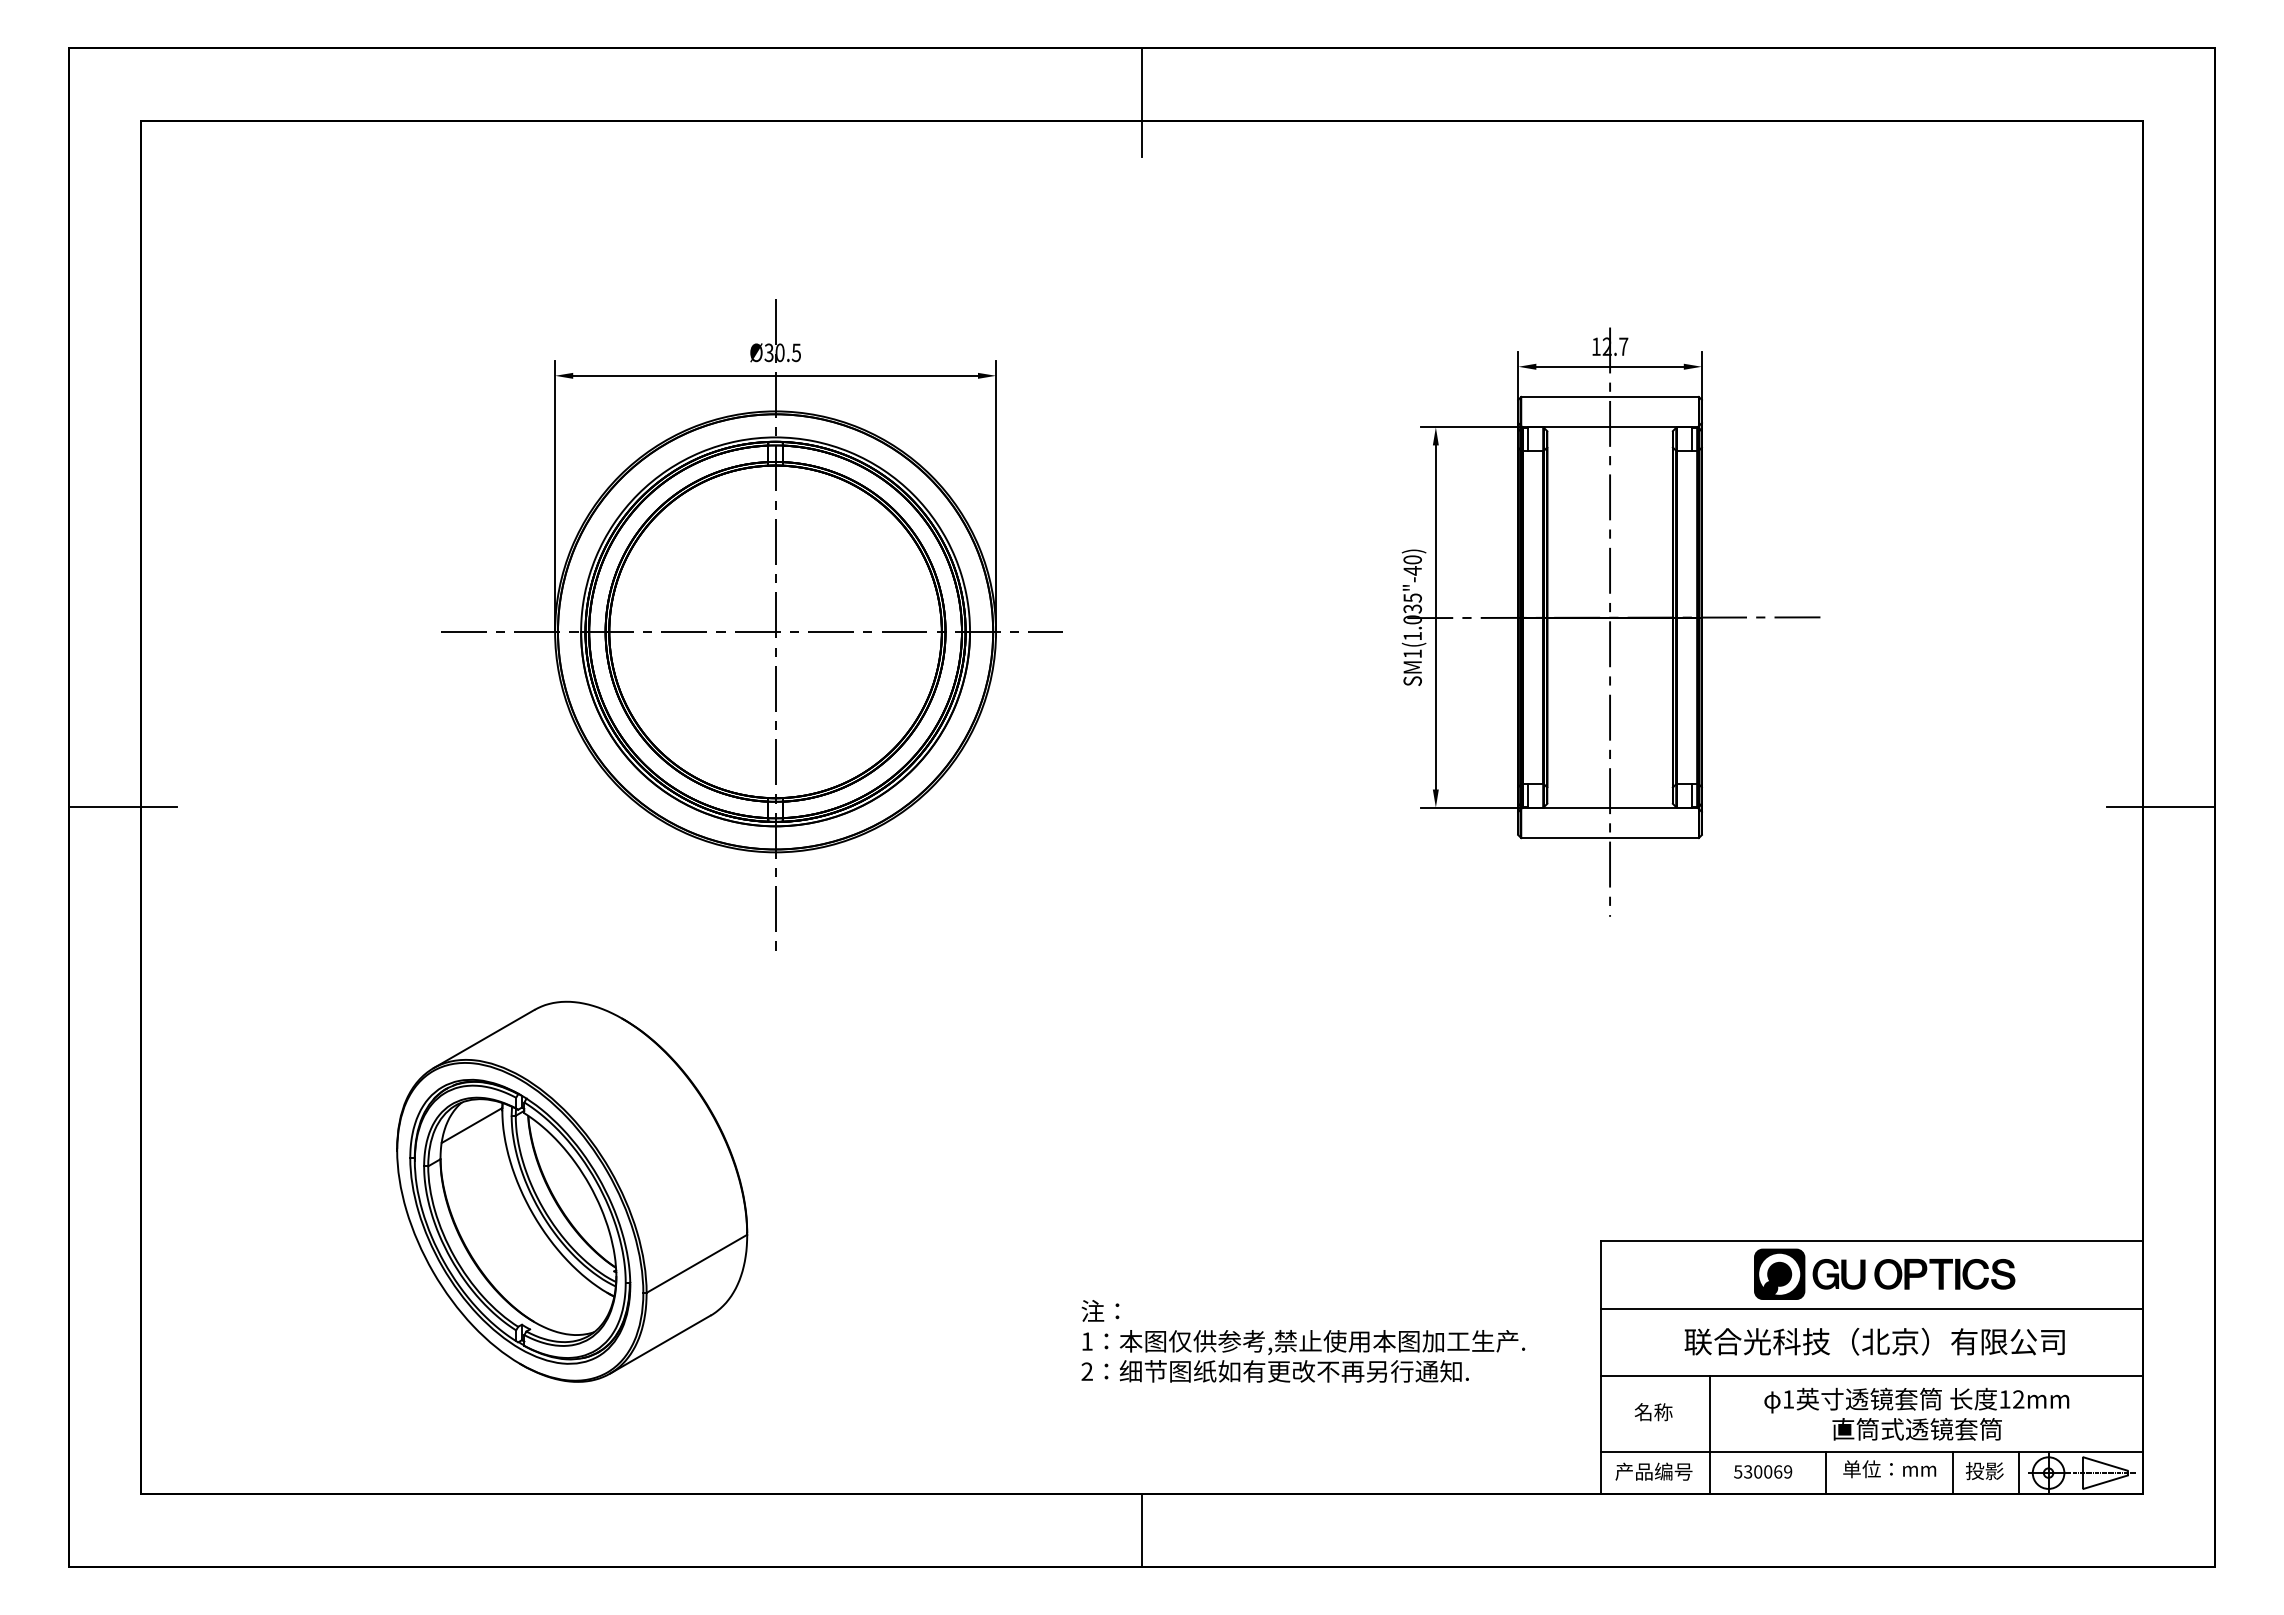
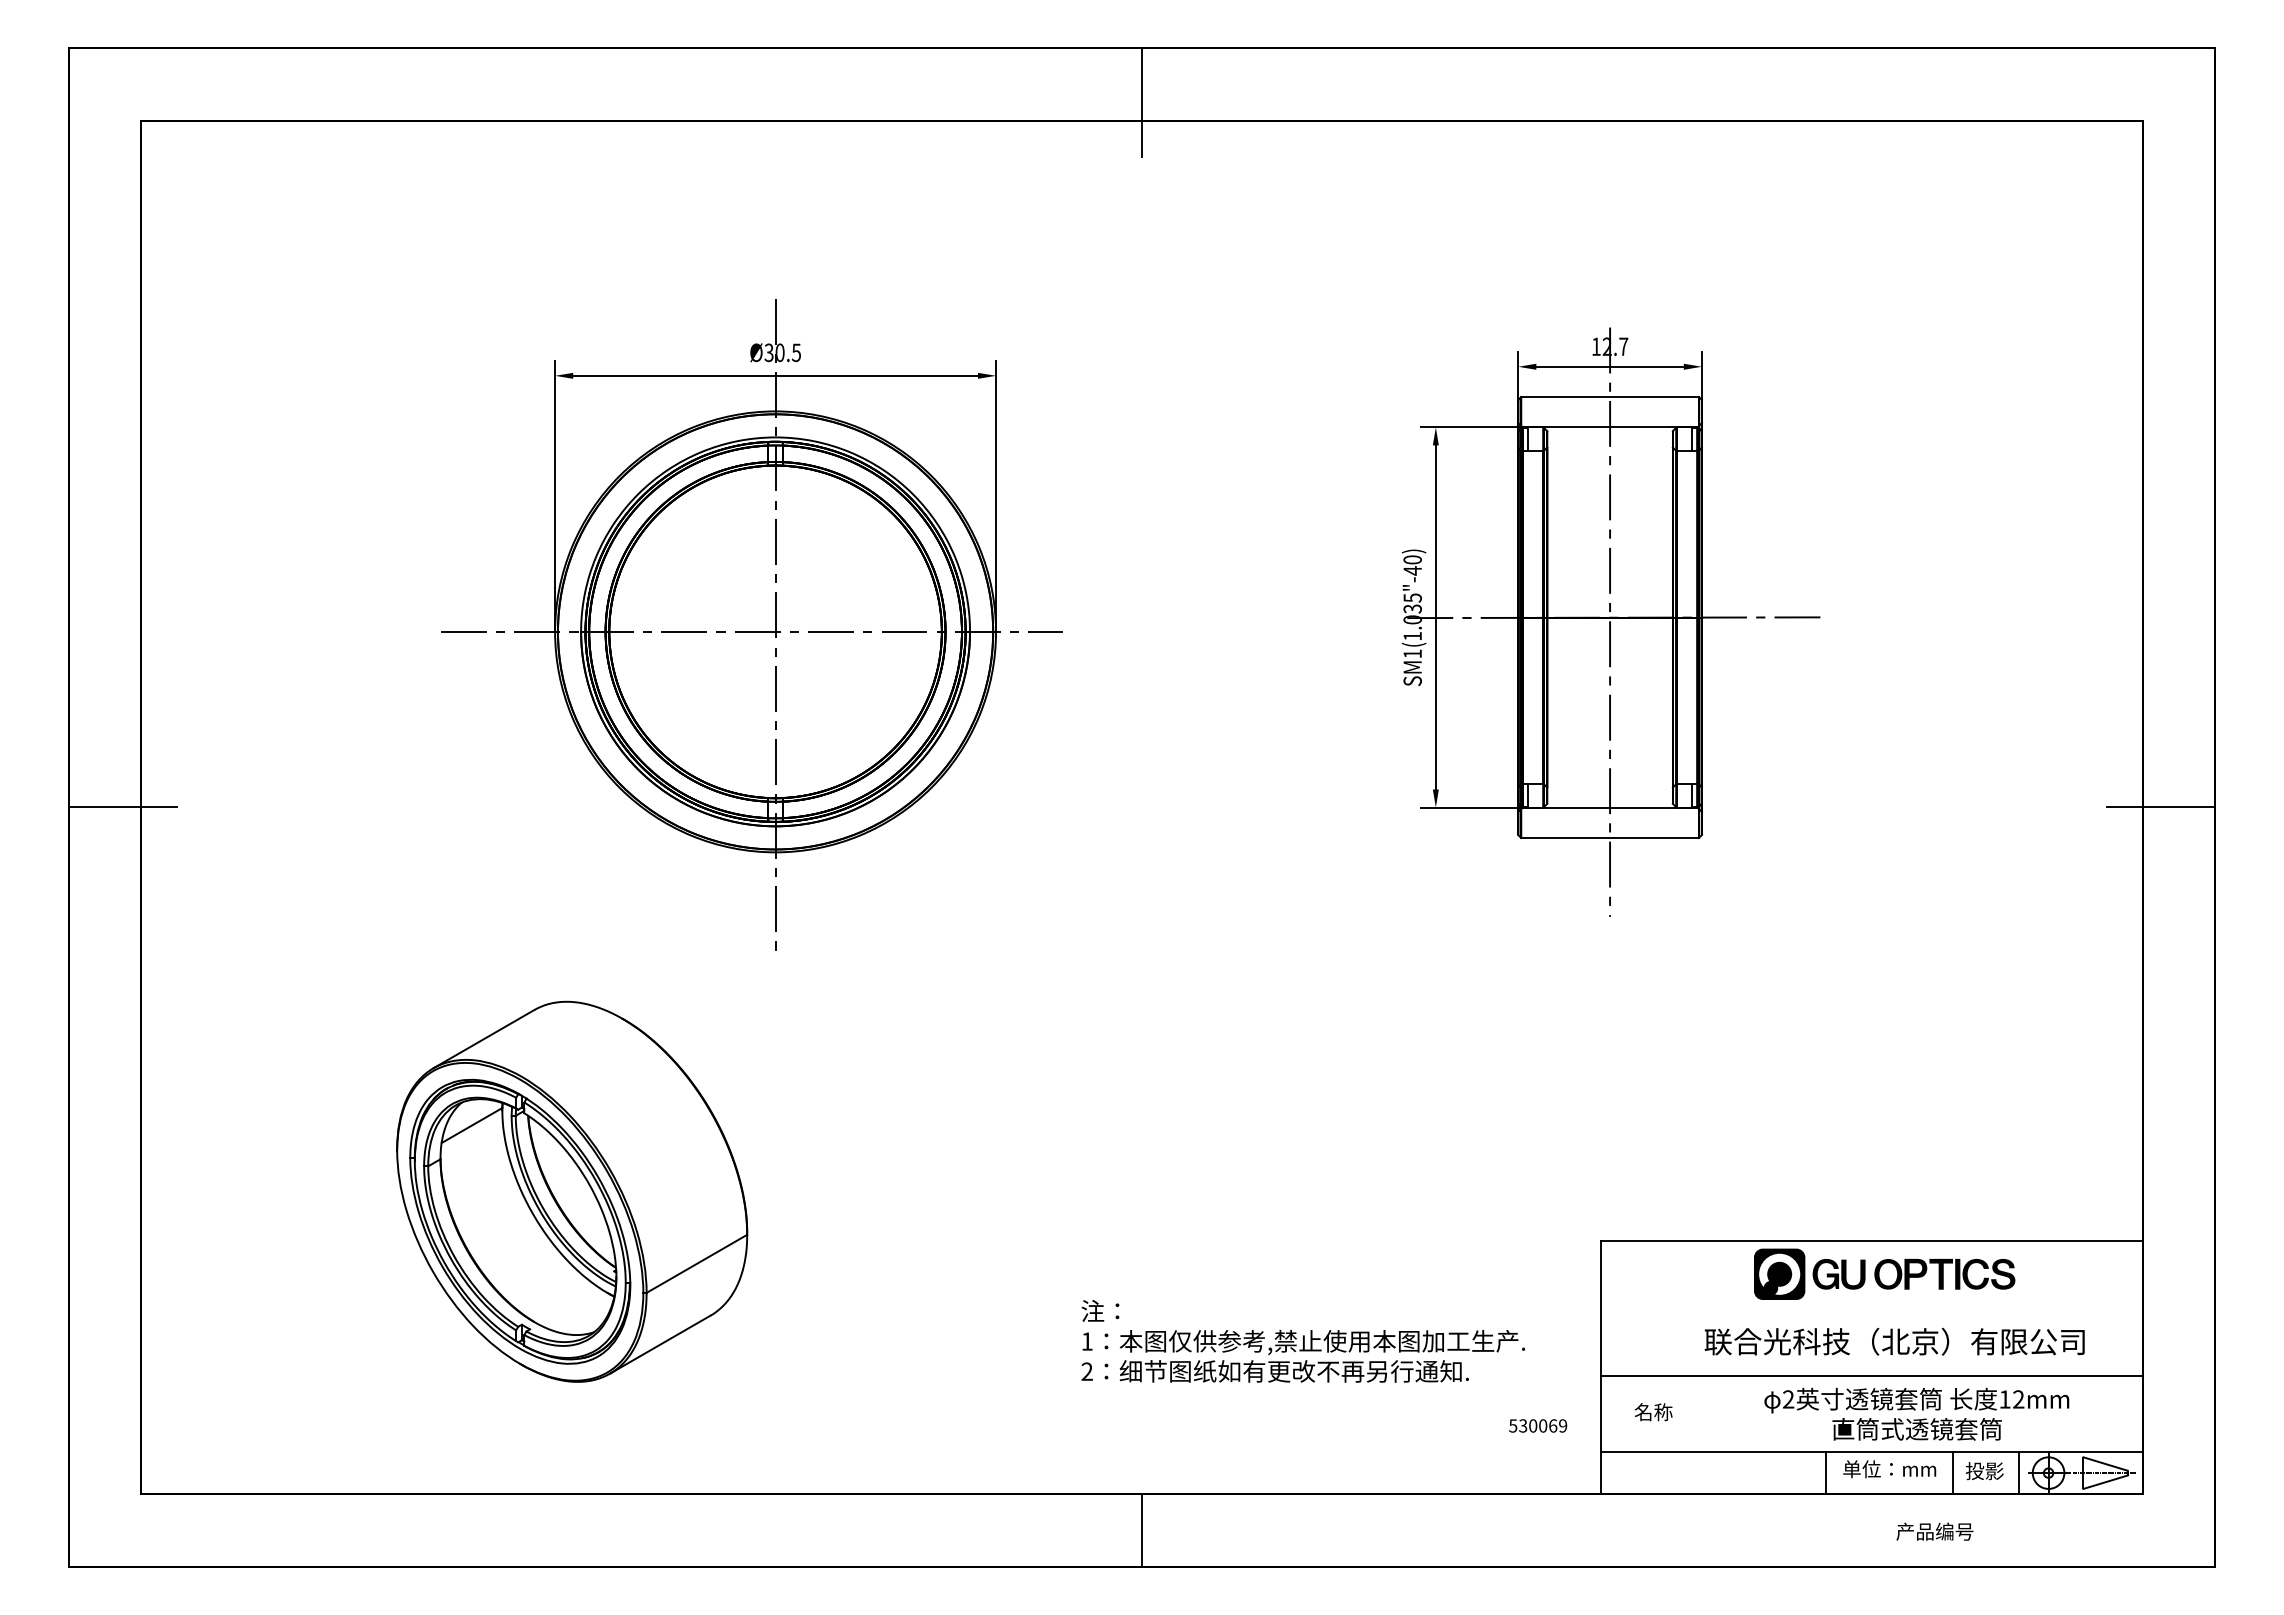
line: present -> none (1872, 1308)
text position: (1874, 1341) -> (1894, 1341) (1894, 1341)
text: 1 -> 2 (1788, 1399)
line: present -> none (1710, 1435)
text position: (1653, 1471) -> (1934, 1531) (1934, 1531)
text position: (1763, 1471) -> (1538, 1425) (1538, 1425)
